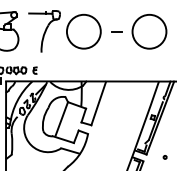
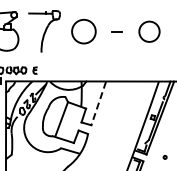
circle size: 36x37 px -> 26x27 px (83, 31)
circle diameter: 34 px -> 20 px (149, 31)
line: solid -> dashed (98, 103)
